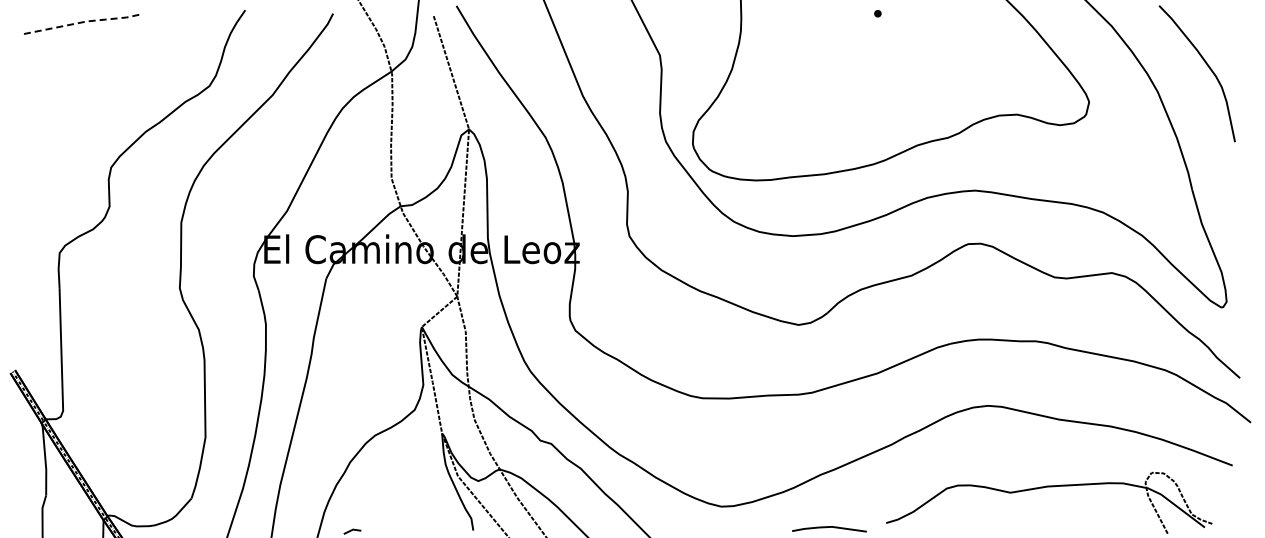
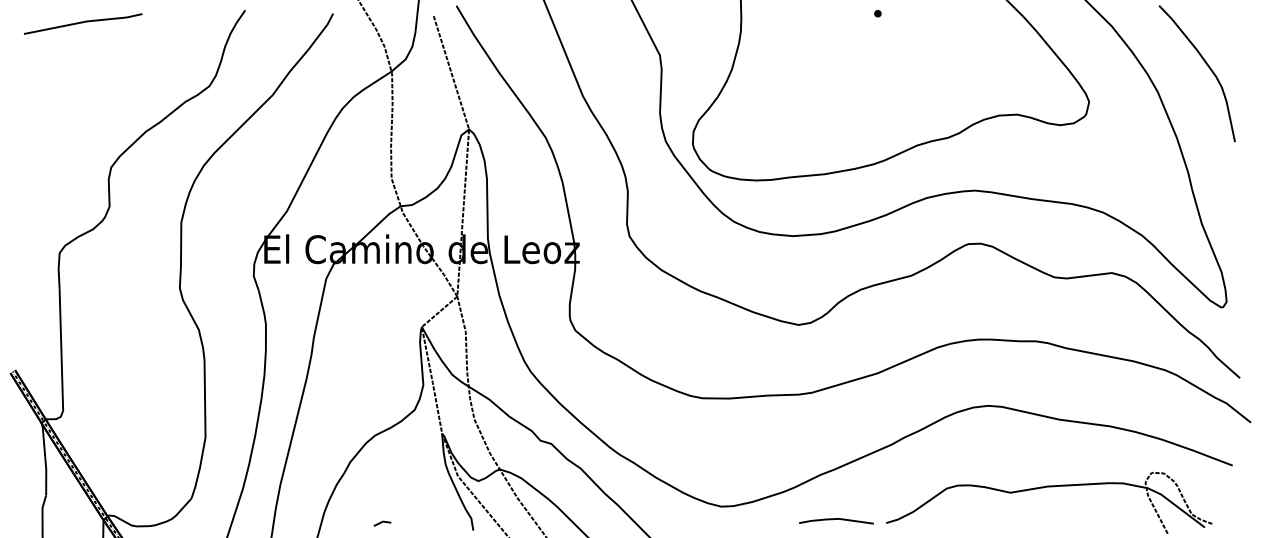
line: dashed -> solid (83, 22)
line position: (829, 527) -> (836, 519) (836, 519)
line position: (352, 530) -> (382, 522) (382, 522)
